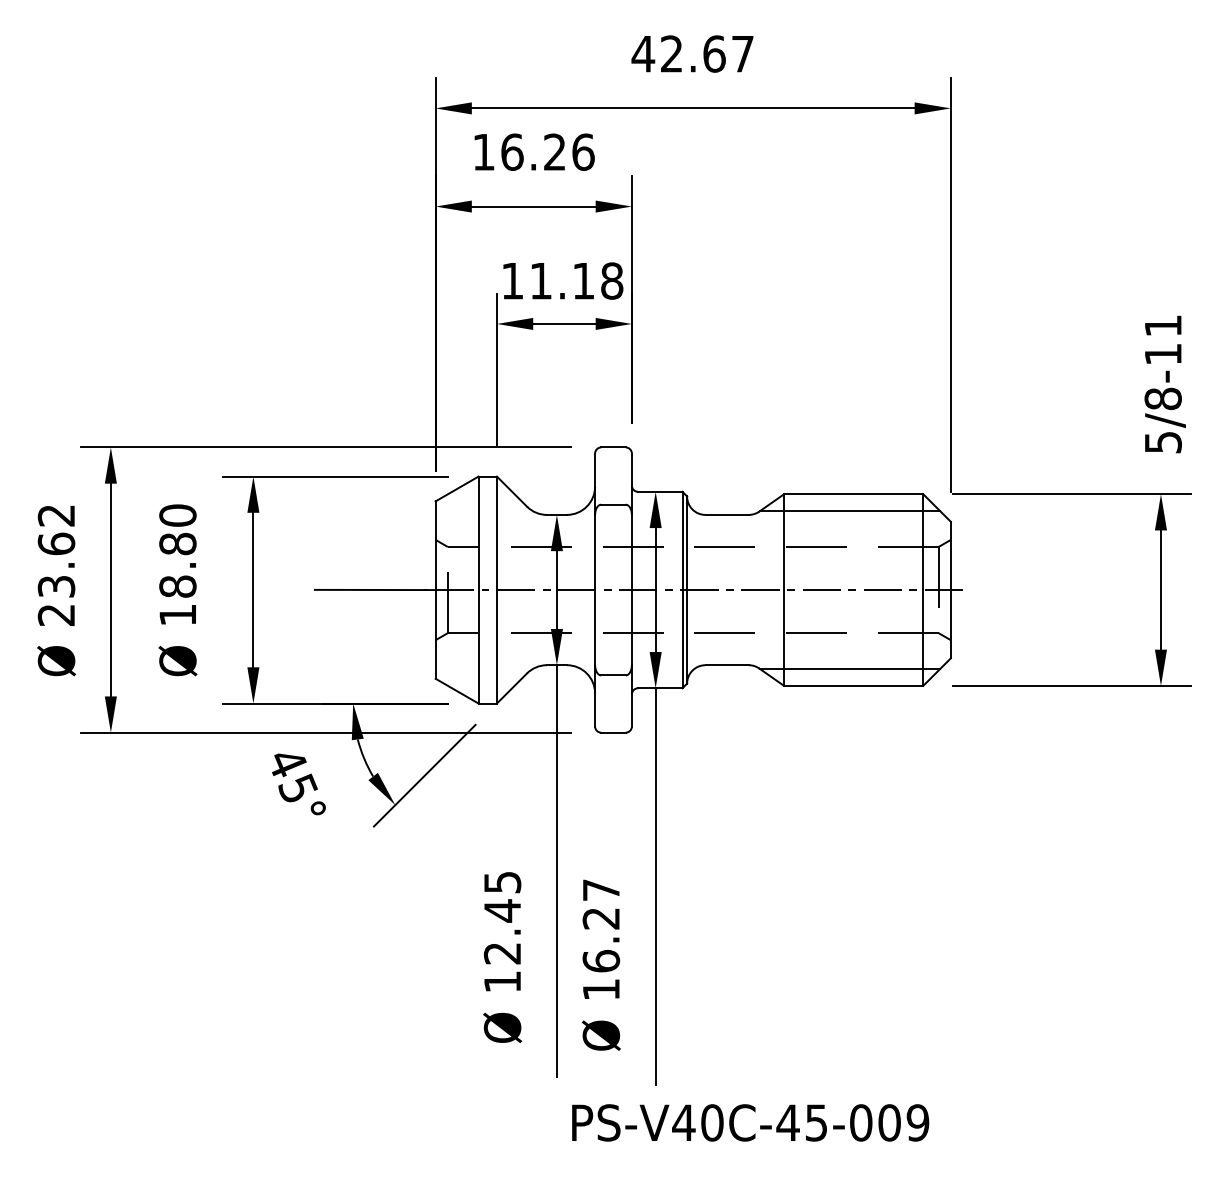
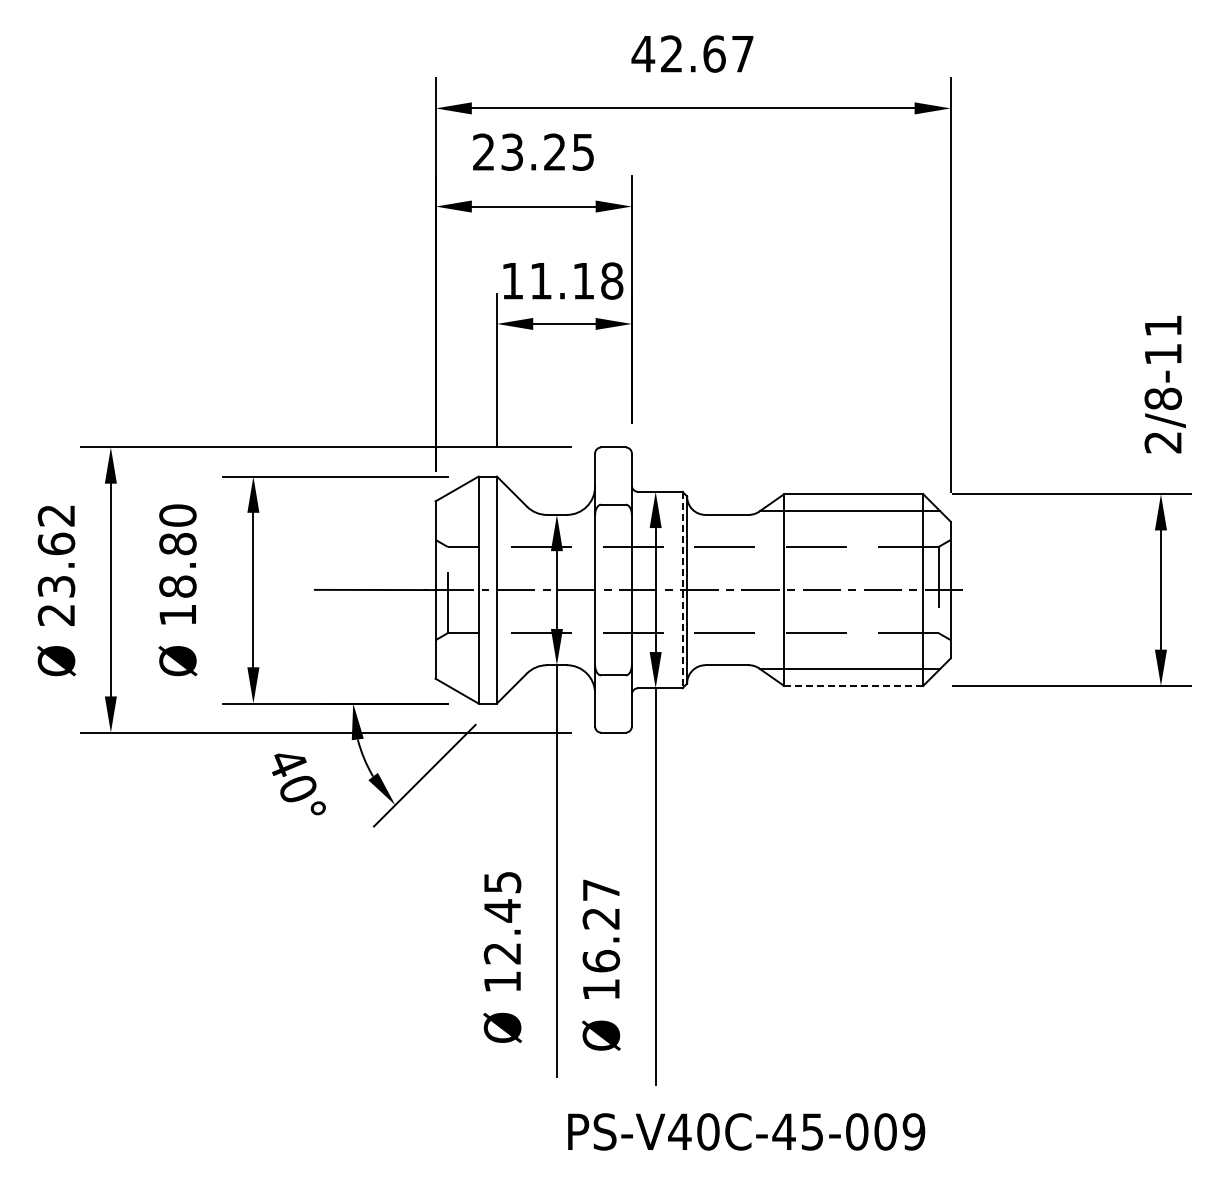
text: 16.26 -> 23.25 (533, 151)
text: 5/8-11 -> 2/8-11 (1162, 442)
line: solid -> dashed (682, 590)
line: solid -> dashed (853, 685)
text: 45° -> 40° (297, 787)
text position: (750, 1122) -> (746, 1131) (746, 1131)
